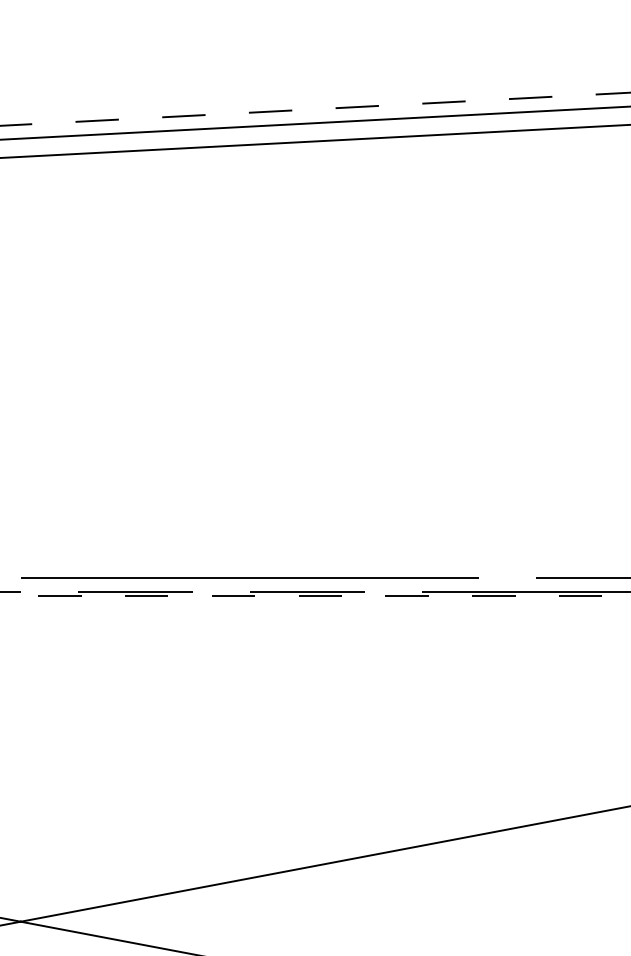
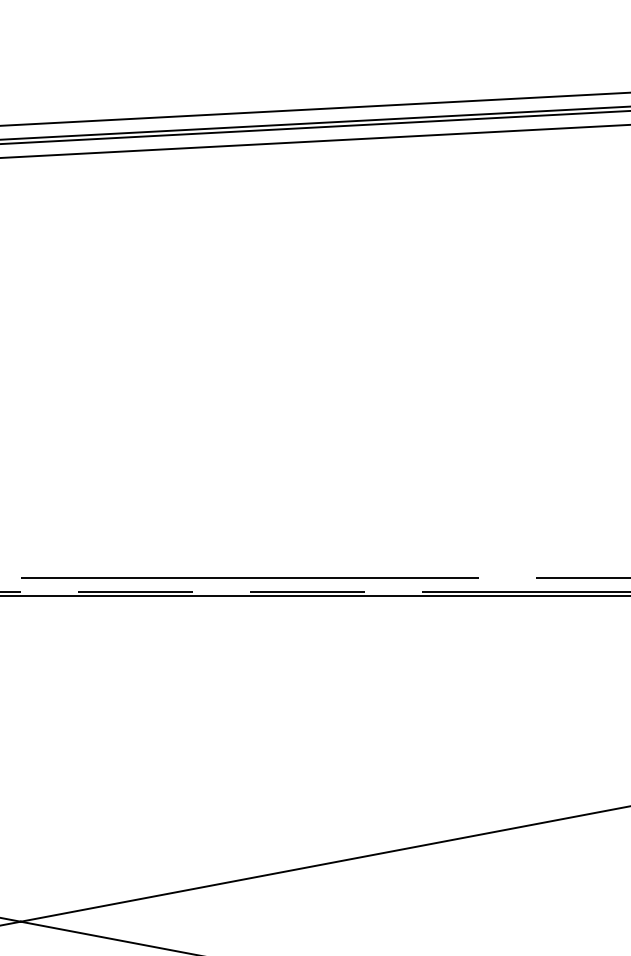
line: dashed -> solid (315, 109)
line: none -> present (314, 127)
line: dashed -> solid (315, 596)
